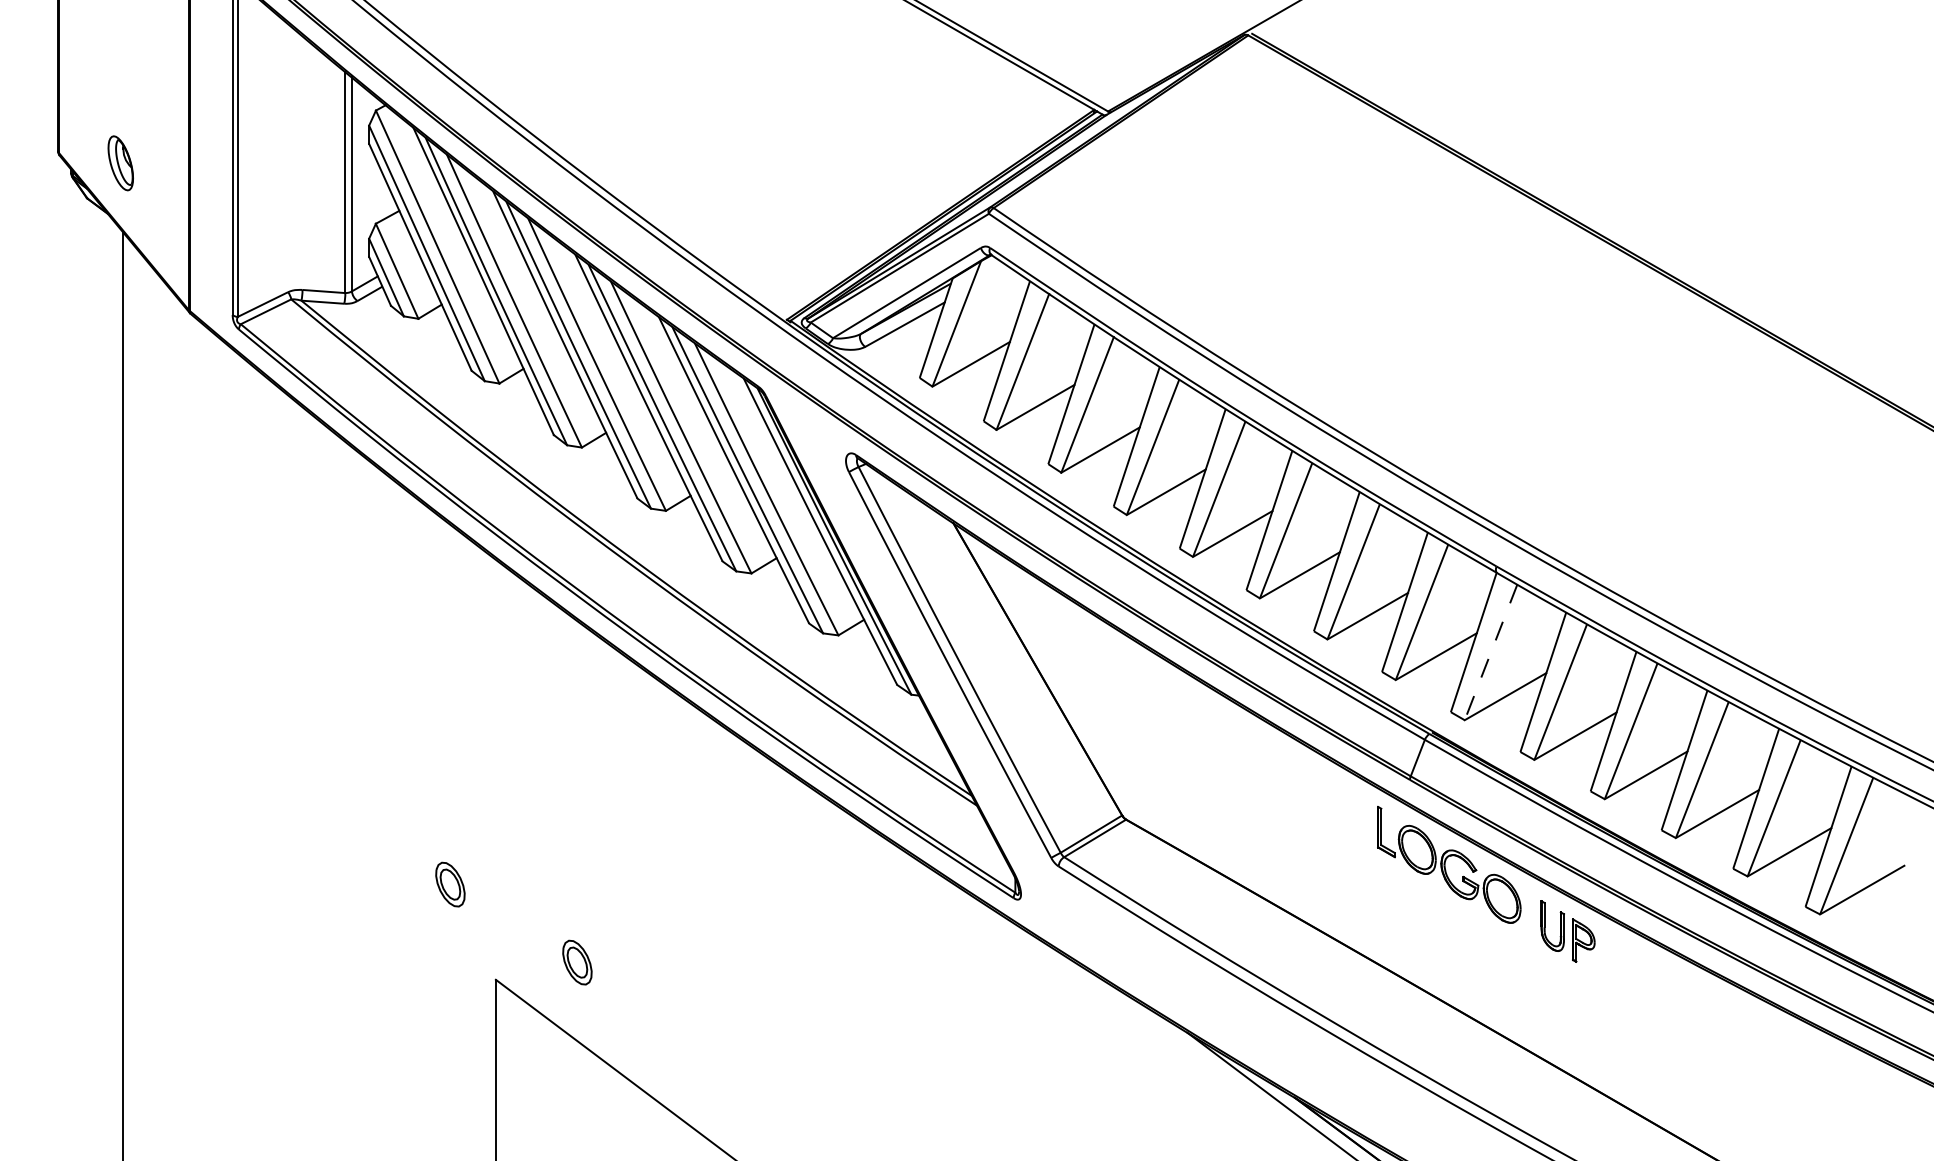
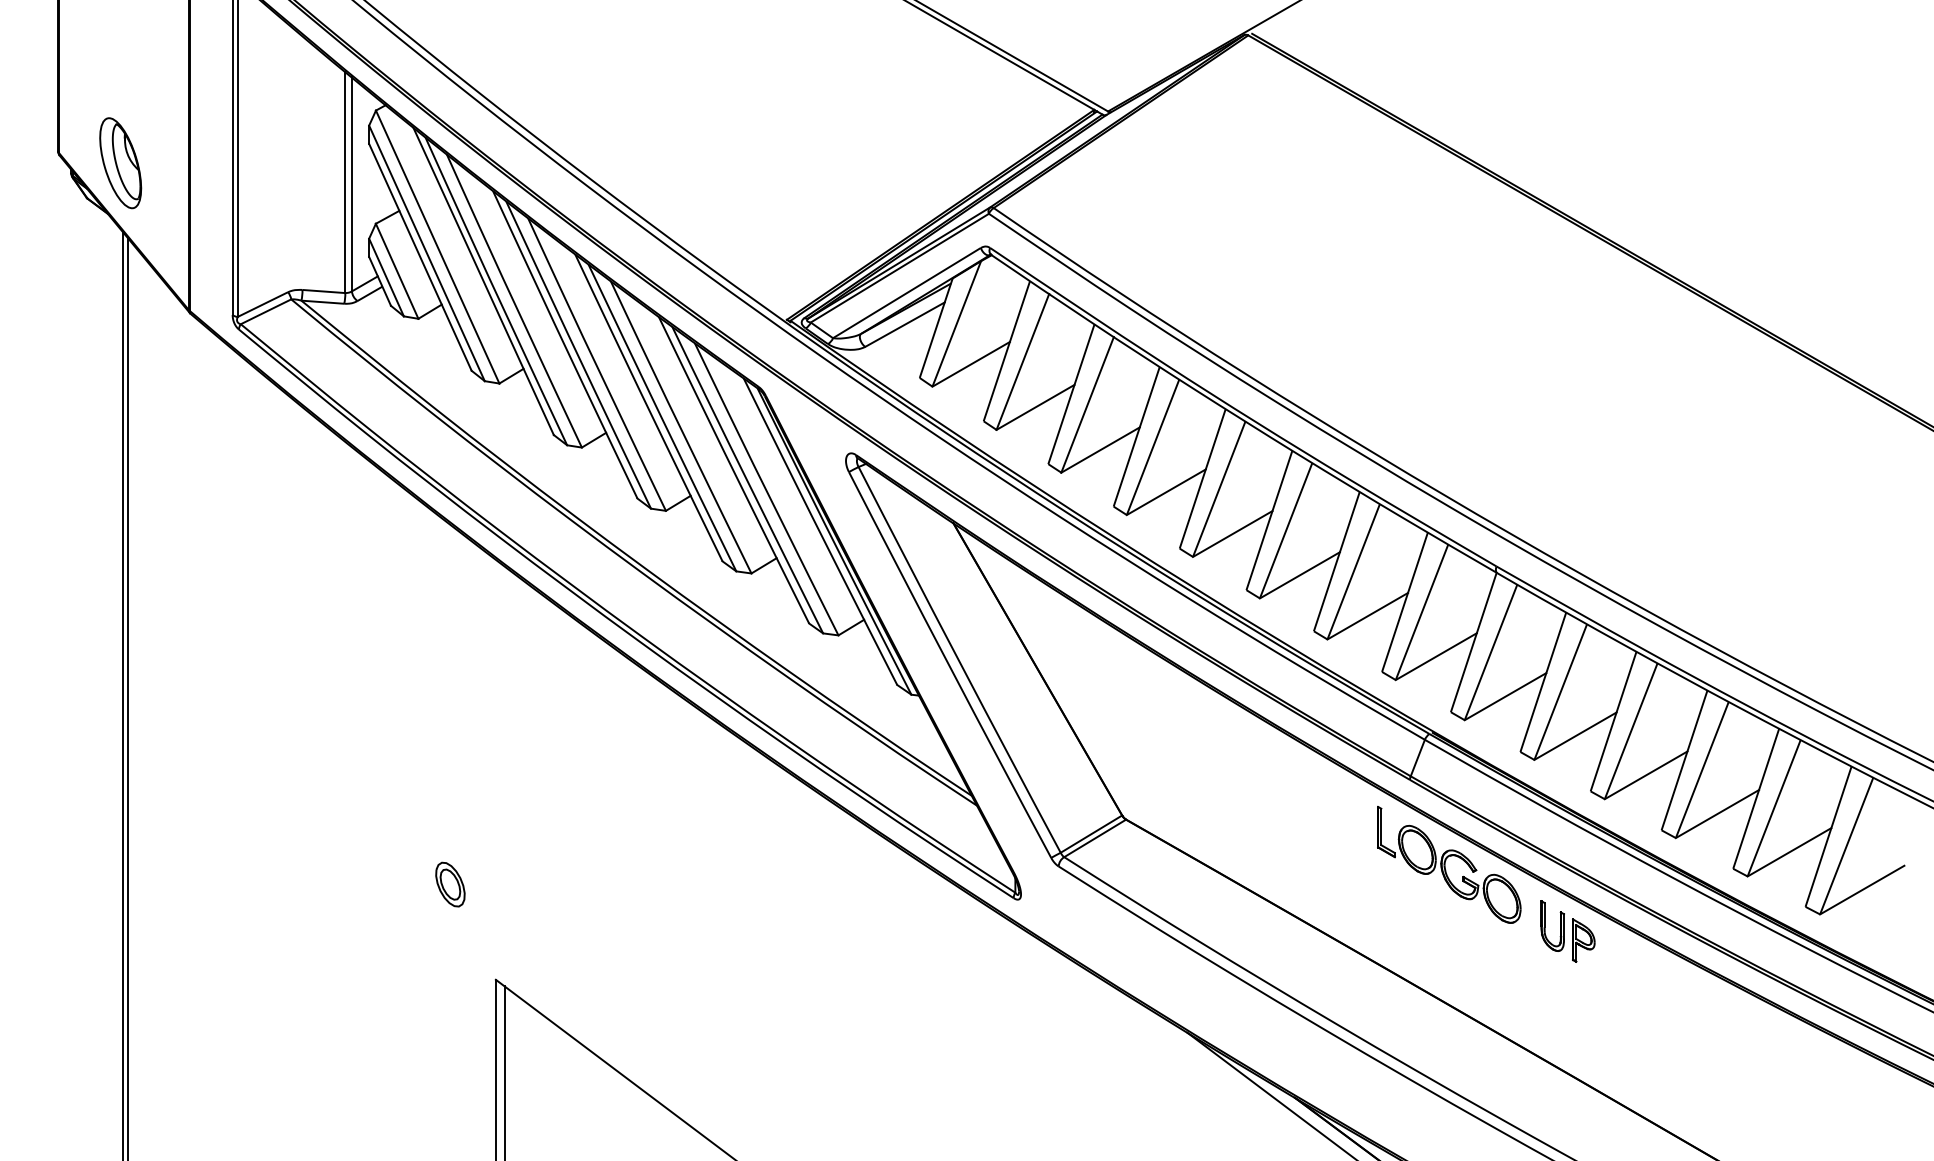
part size: 27x57 px -> 44x93 px (120, 163)
line: dashed -> solid (1491, 651)
line: none -> present (127, 697)
part: present -> none (577, 962)
line: none -> present (504, 1071)
